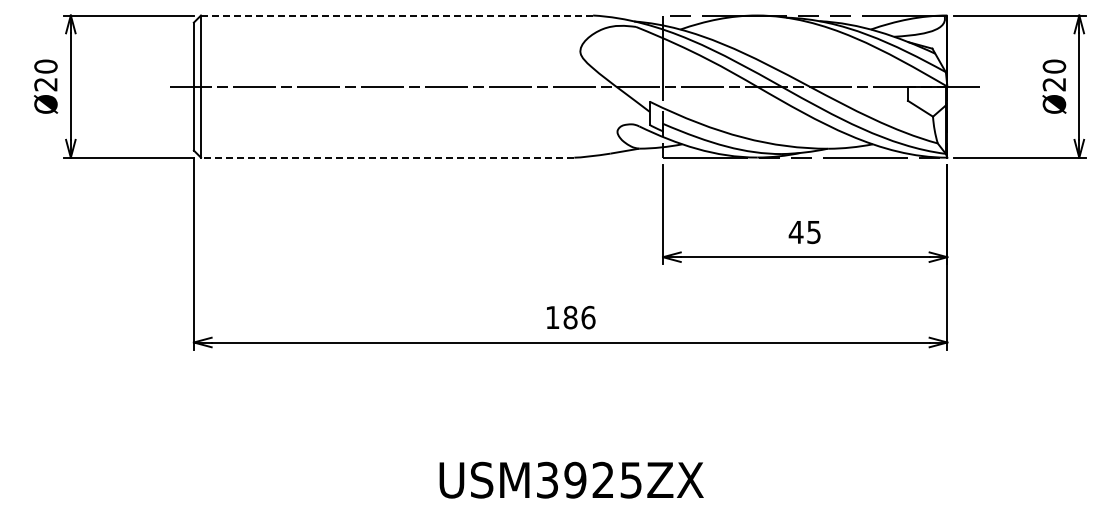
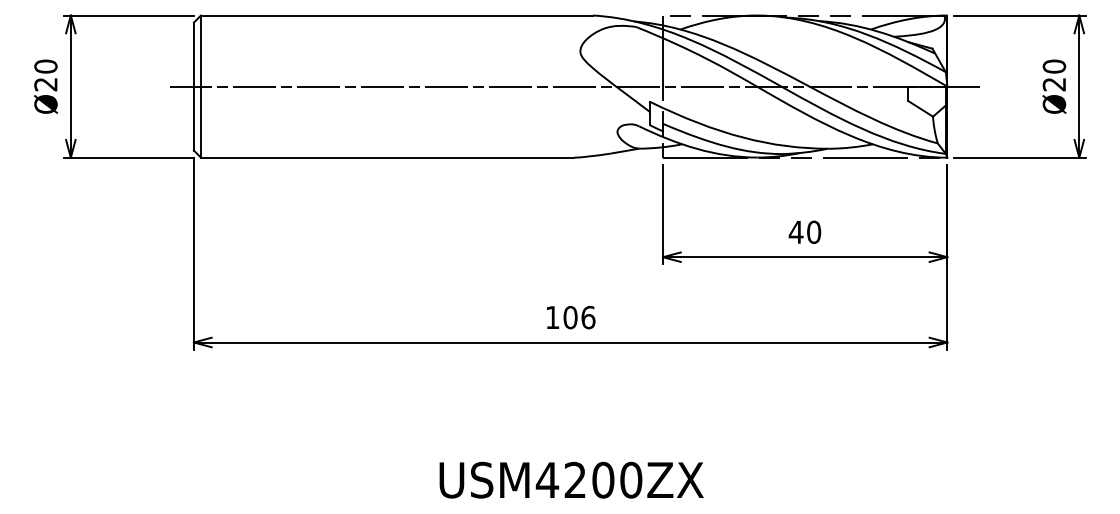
line: dashed -> solid (396, 15)
line: dashed -> solid (387, 157)
text: 45 -> 40 (814, 232)
text: 186 -> 106 (570, 317)
text: USM3925ZX -> USM4200ZX (588, 479)
